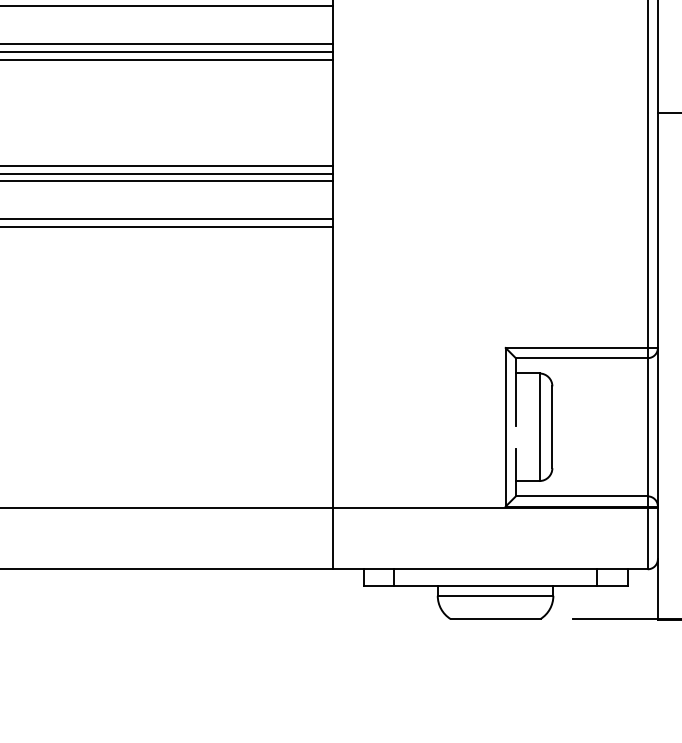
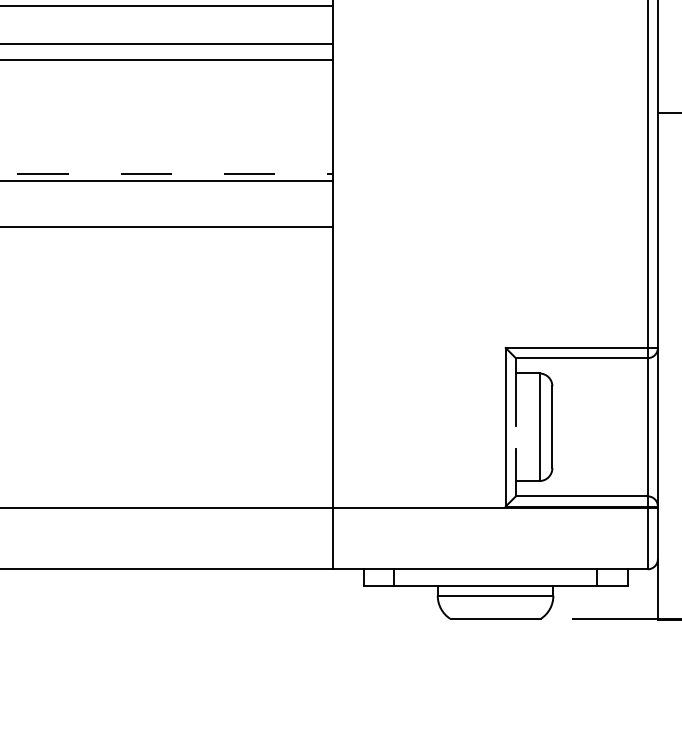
line: present -> none (167, 51)
line: present -> none (167, 165)
line: solid -> dashed (167, 173)
line: present -> none (167, 219)
